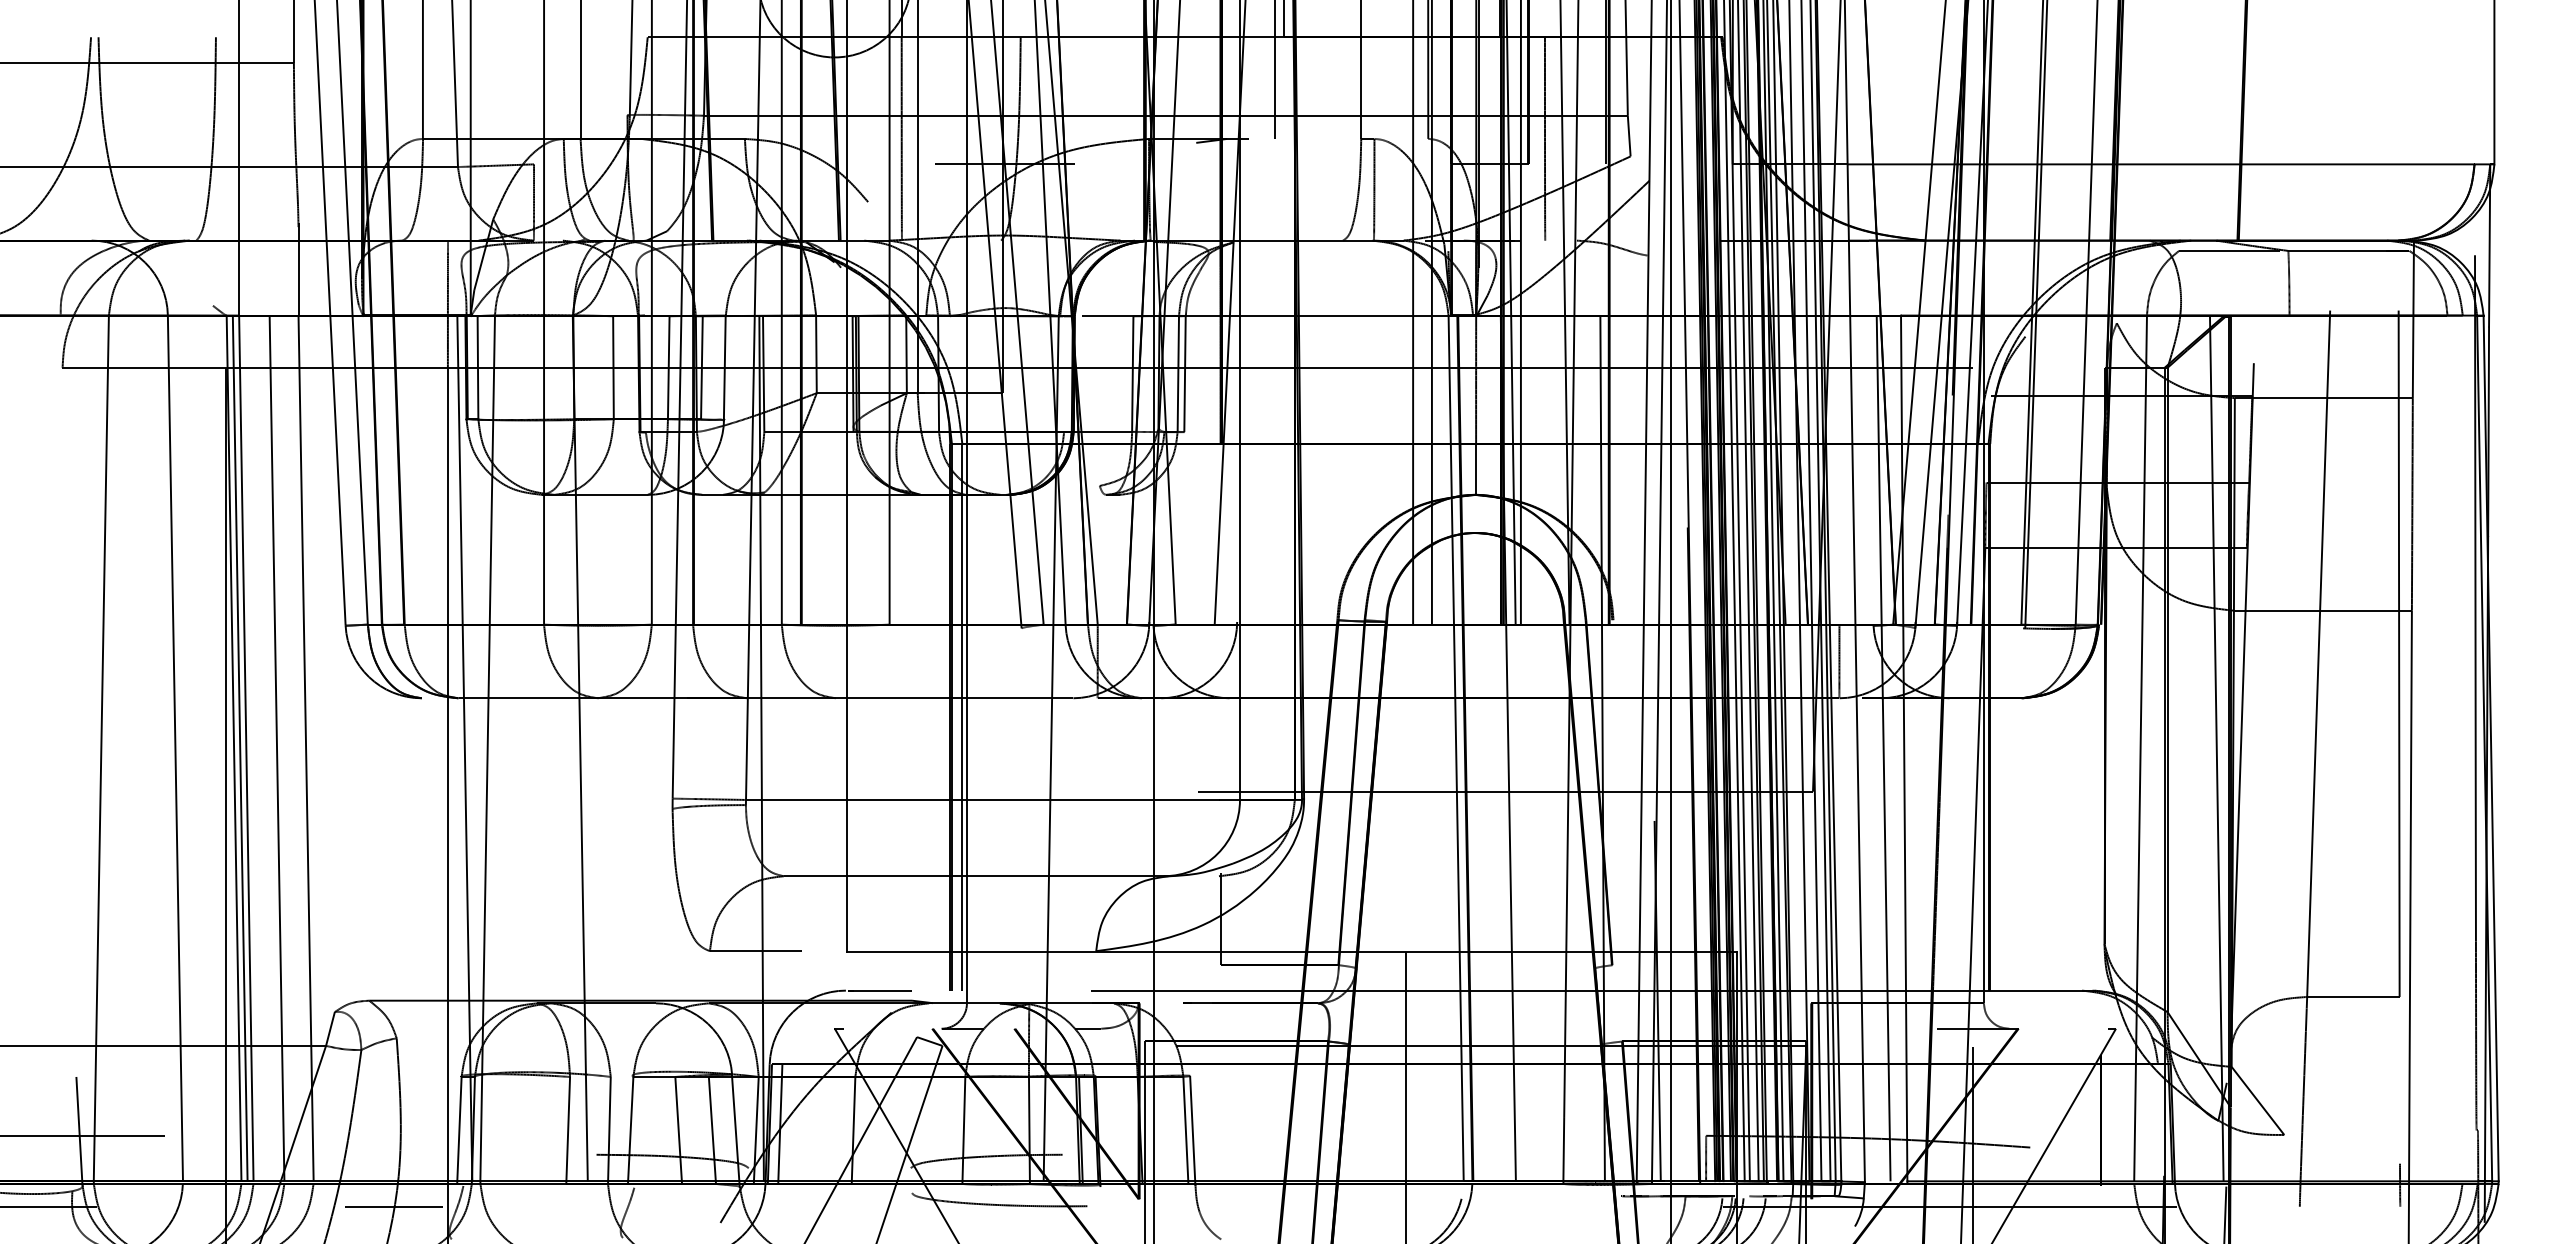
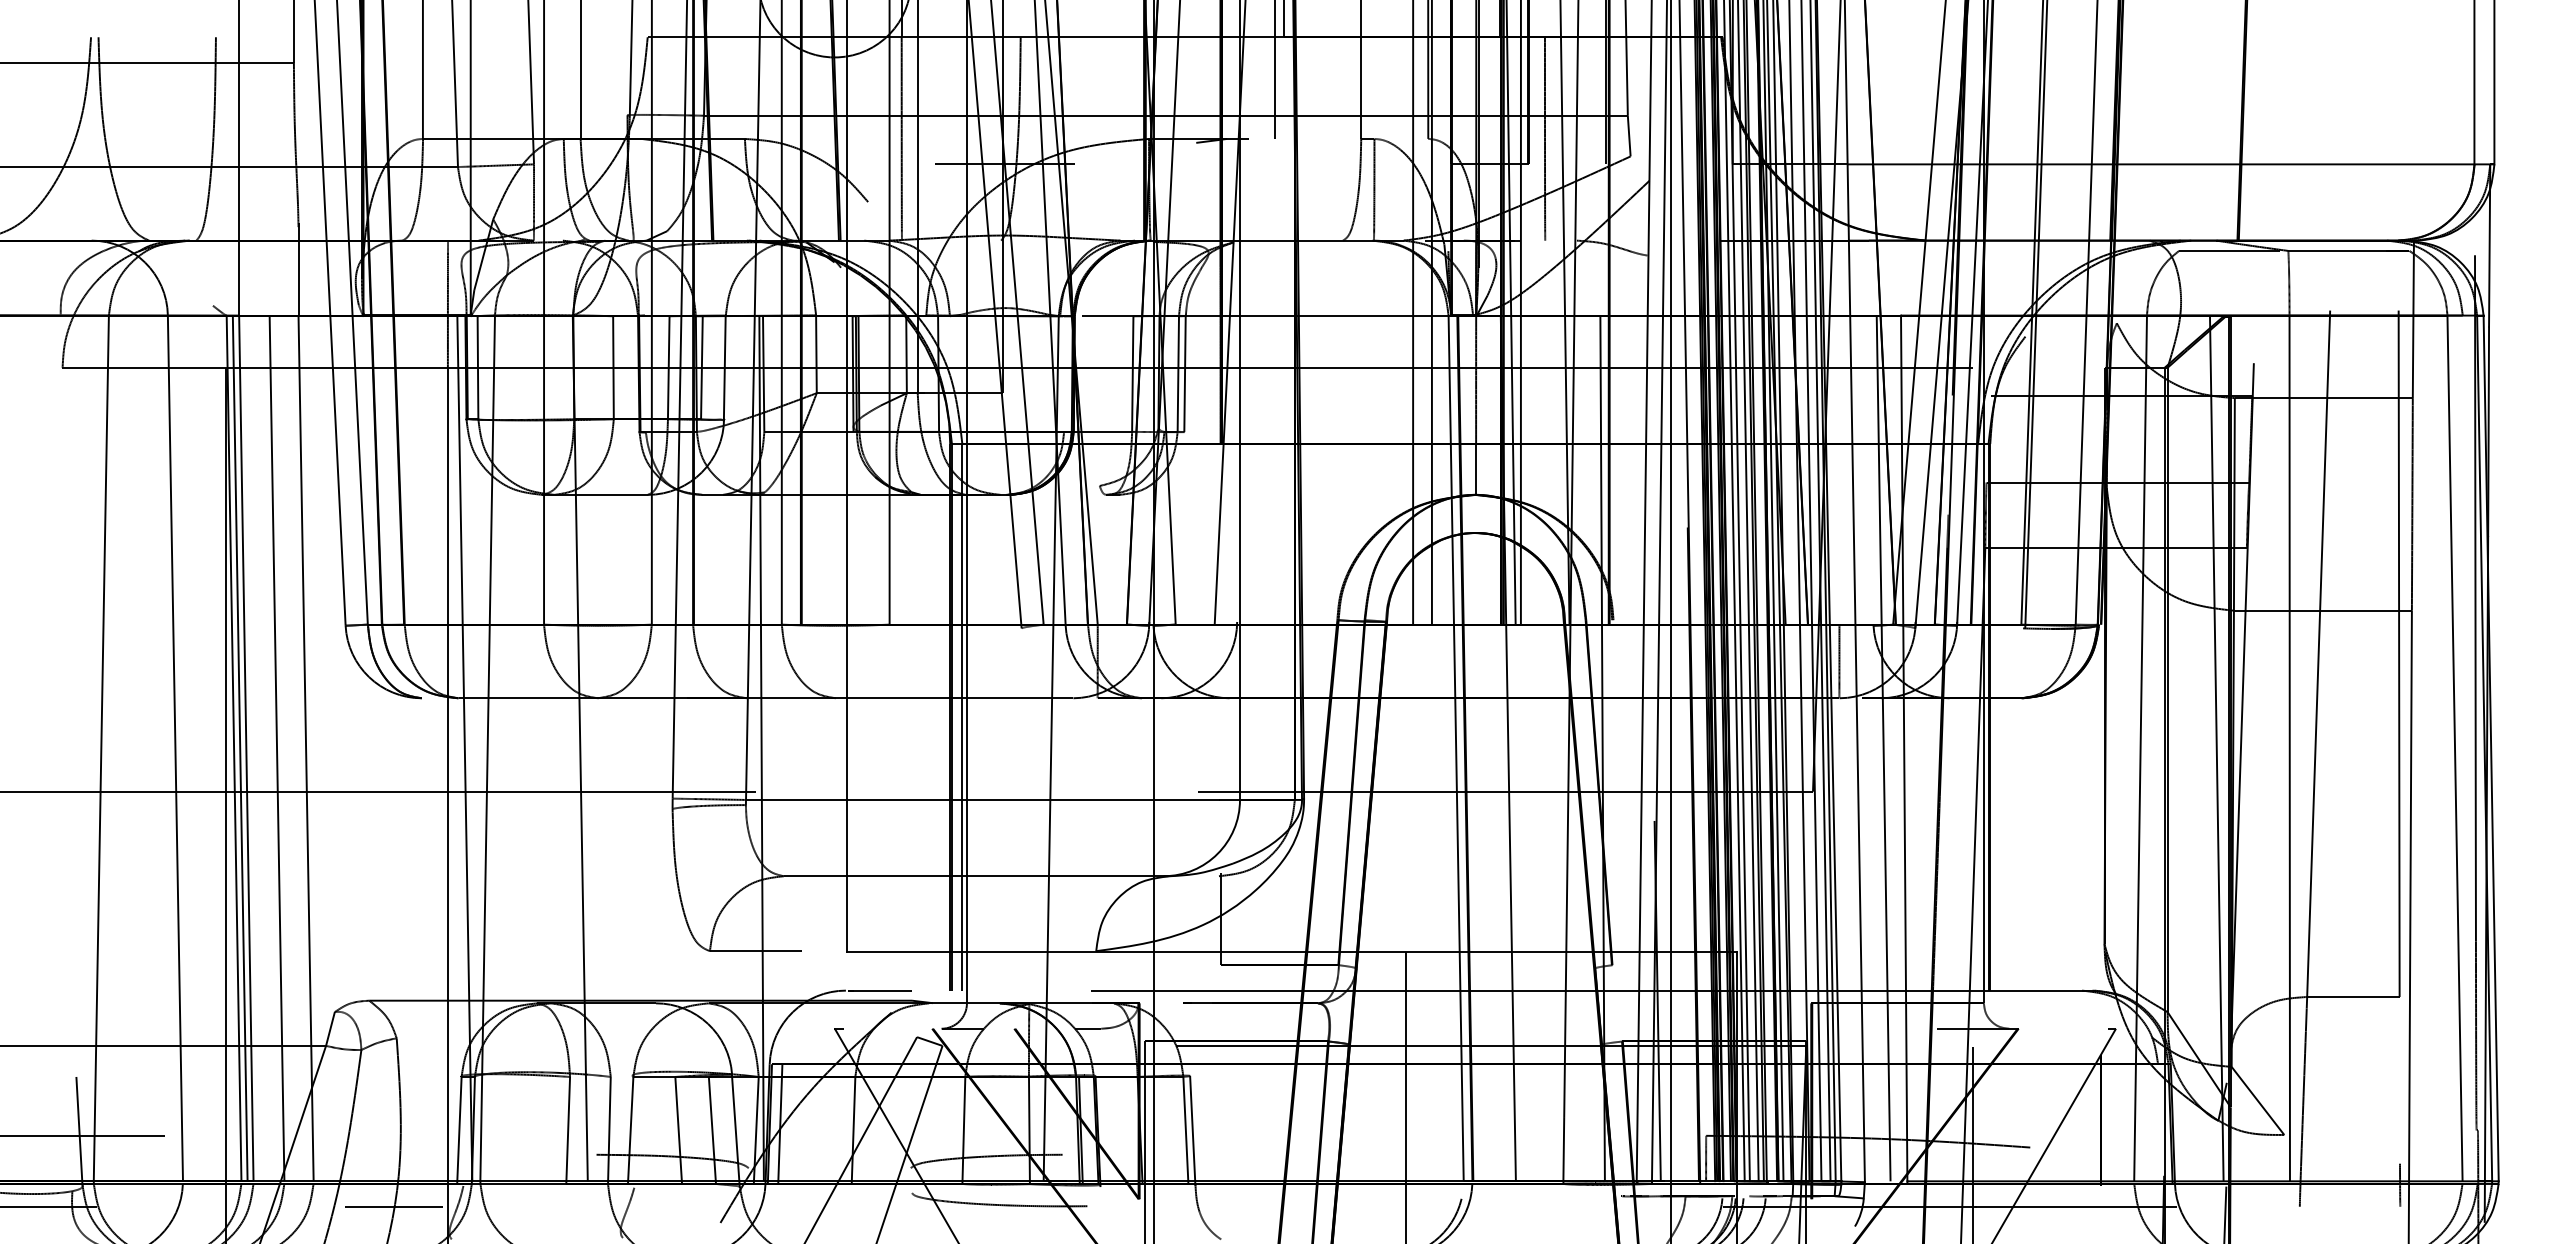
line: none -> present (531, 83)
line: none -> present (2474, 83)
line: none -> present (2289, 748)
line: none -> present (2454, 748)
line: none -> present (378, 791)
